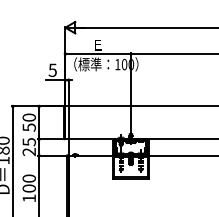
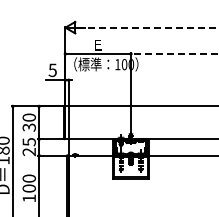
line: solid -> dashed (147, 27)
line: solid -> dashed (174, 53)
text: 50 -> 30 (28, 127)
